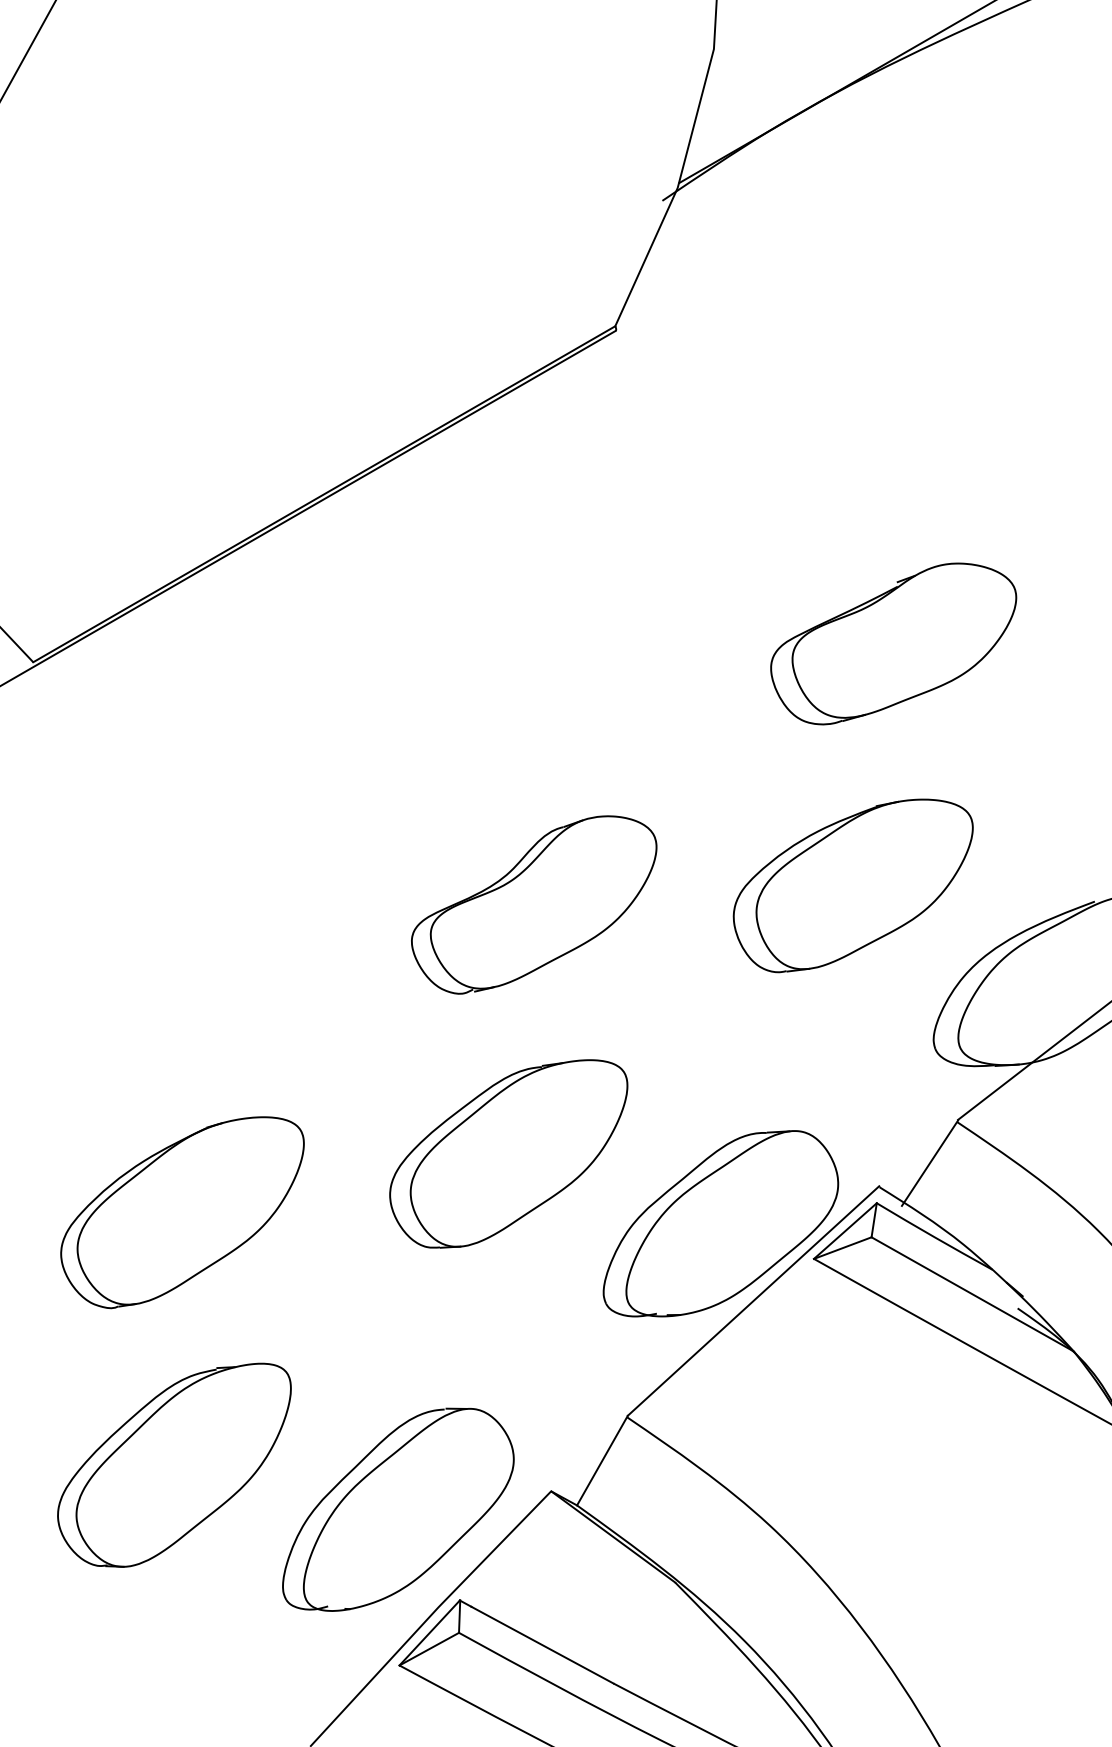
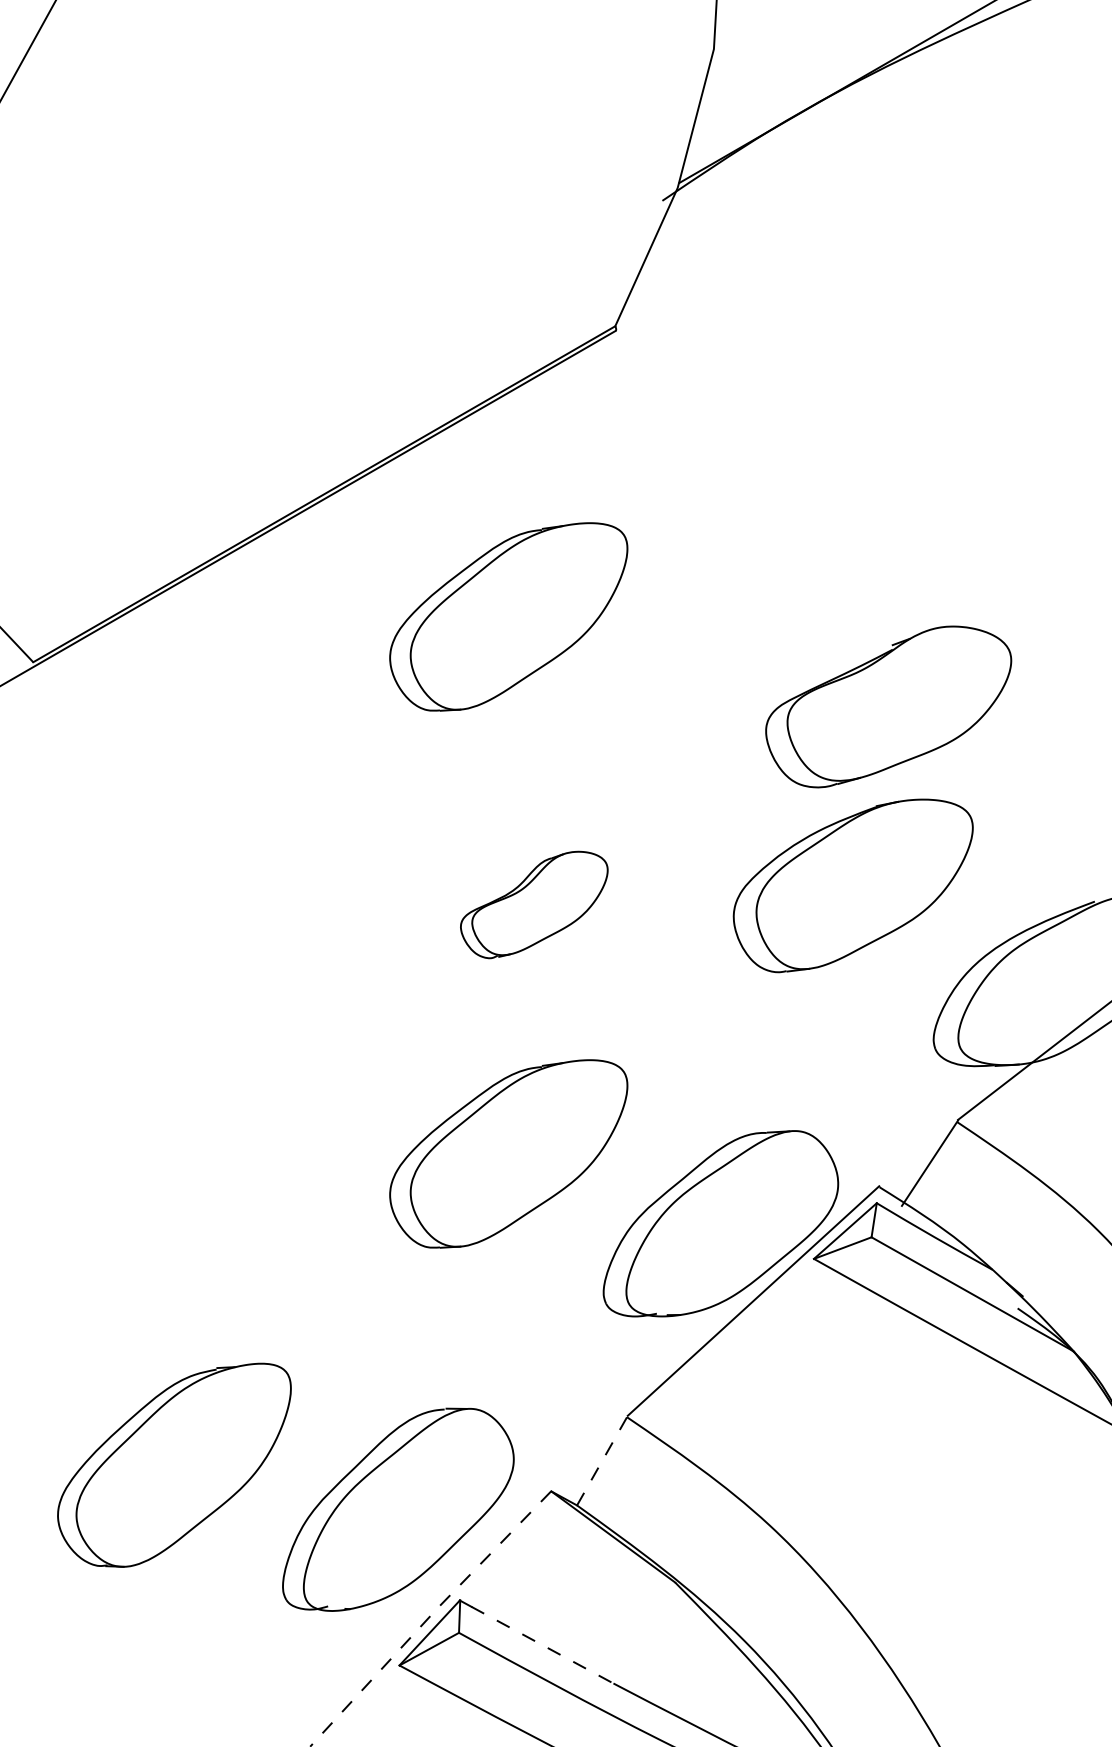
part: none -> present (508, 616)
part position: (893, 643) -> (888, 706) (888, 706)
part size: 247x180 px -> 149x110 px (534, 904)
part: present -> none (182, 1212)
line: solid -> dashed (602, 1460)
line: solid -> dashed (429, 1617)
line: solid -> dashed (542, 1645)
